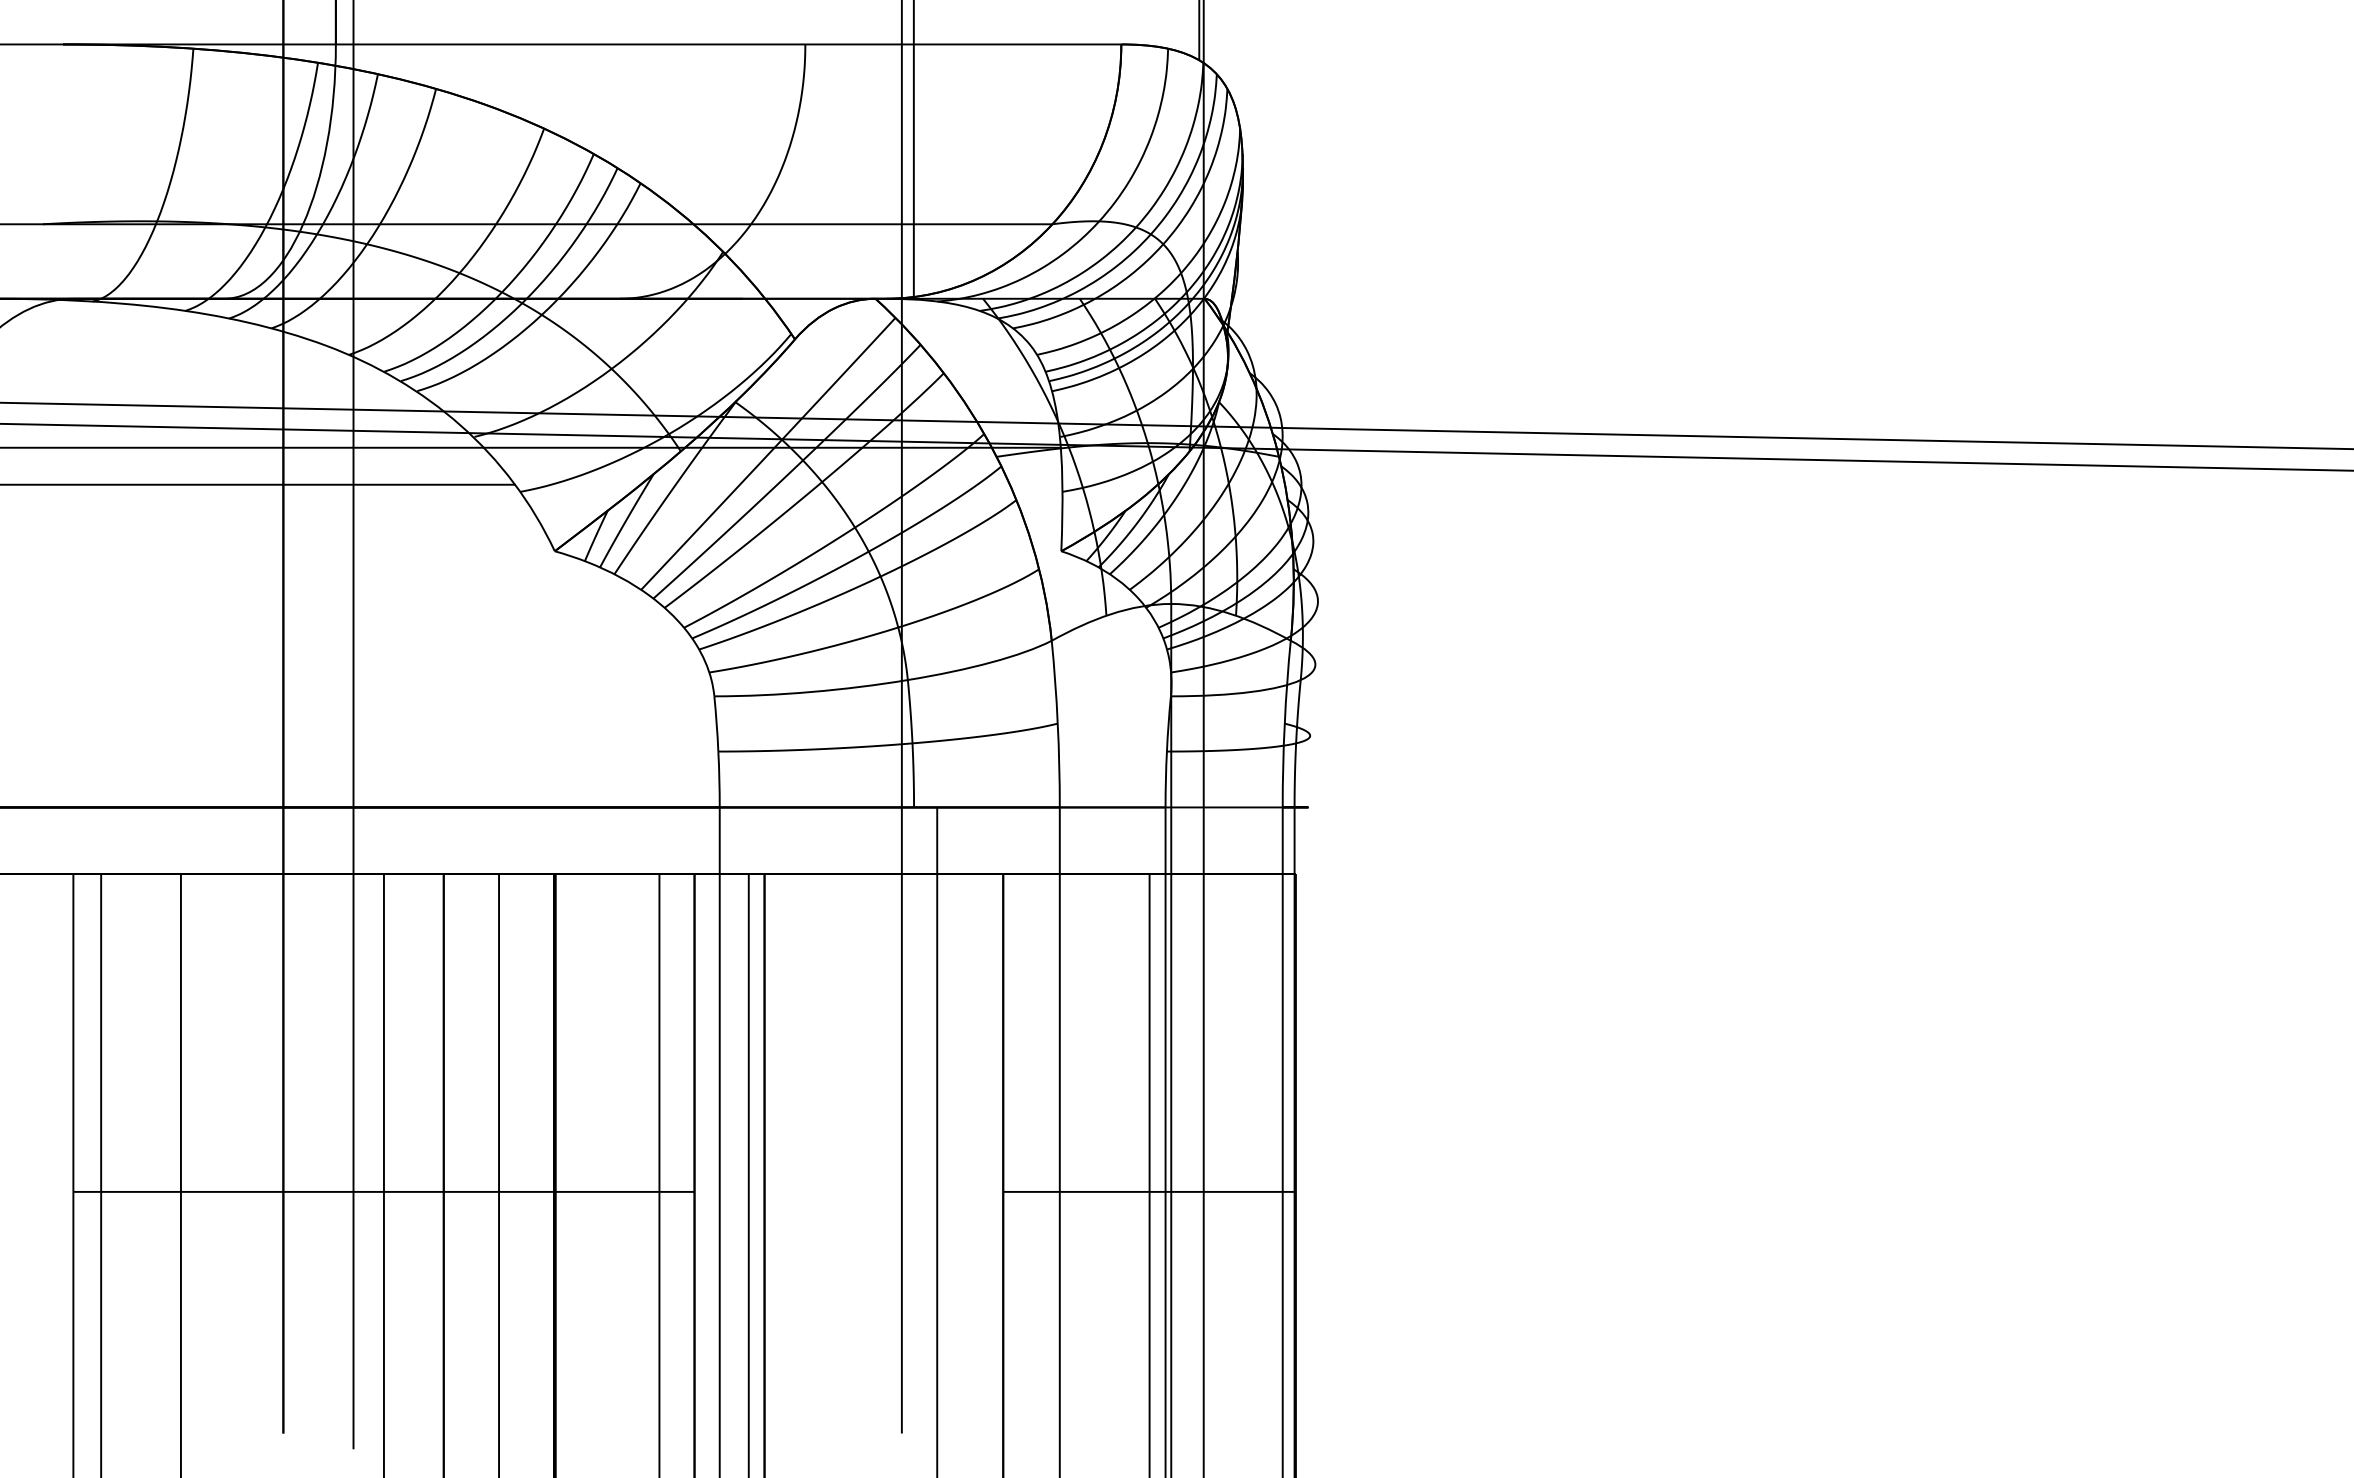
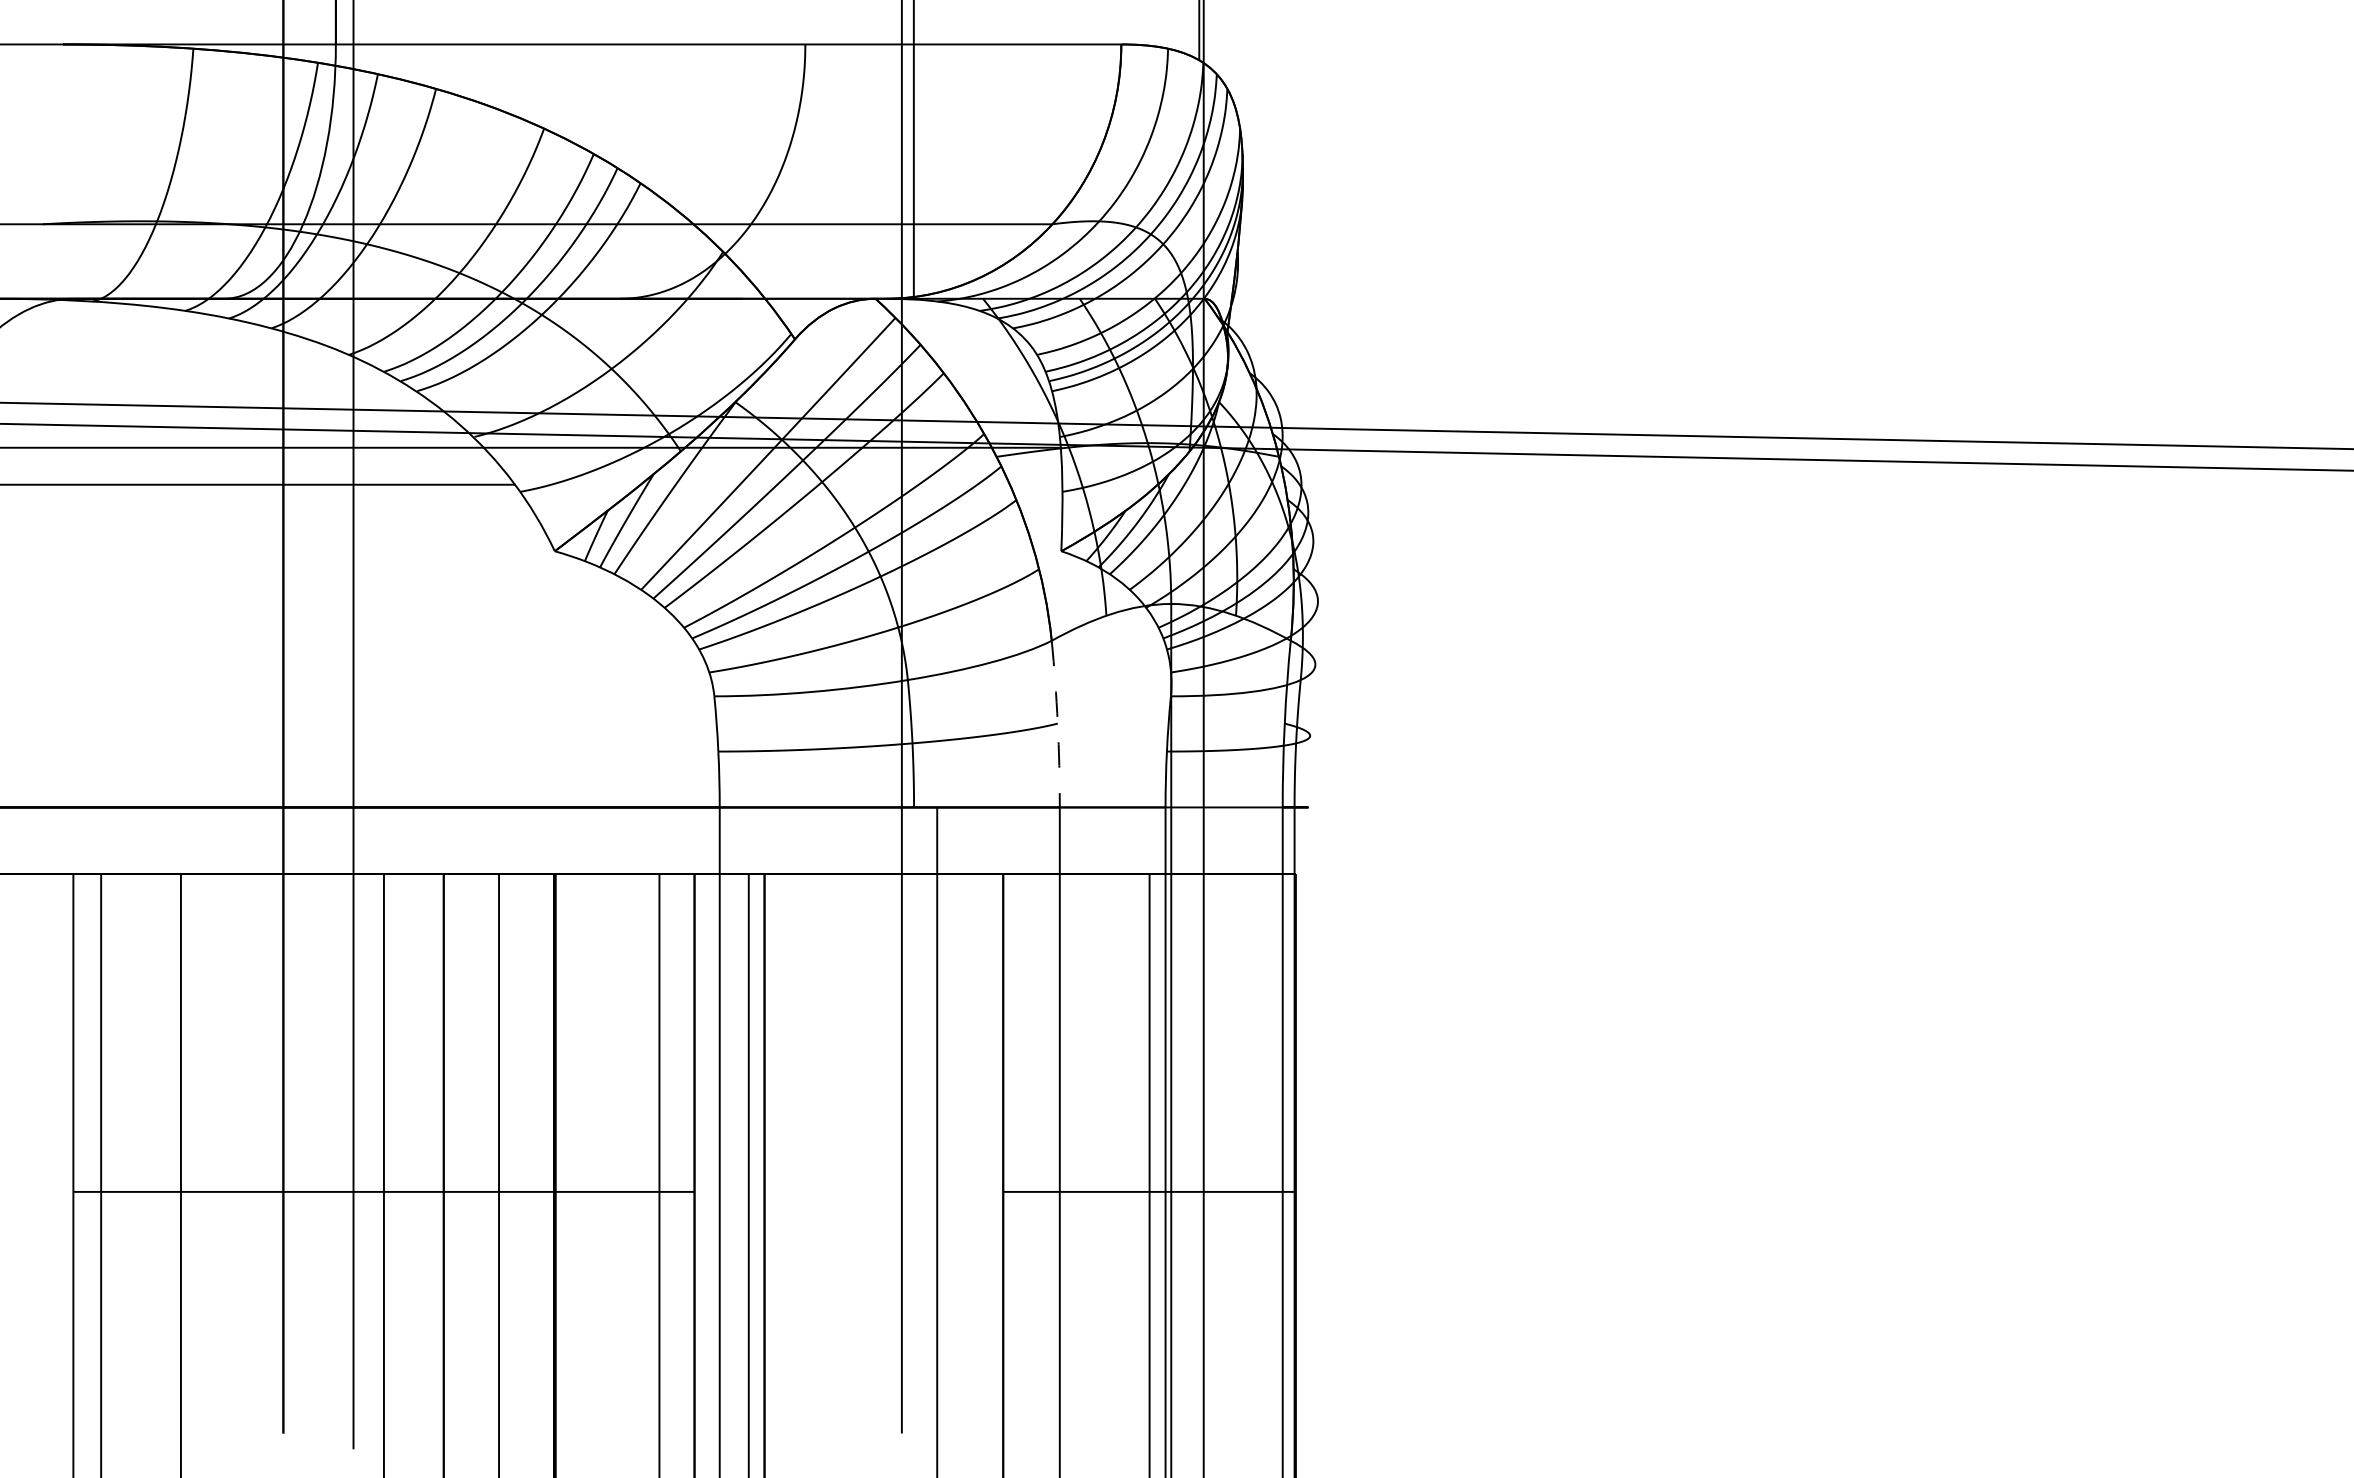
arc: solid -> dashed (1057, 723)
